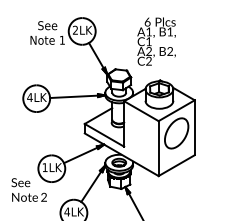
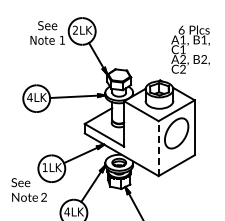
text position: (156, 41) -> (190, 49) (190, 49)
line: solid -> dashed (158, 148)
